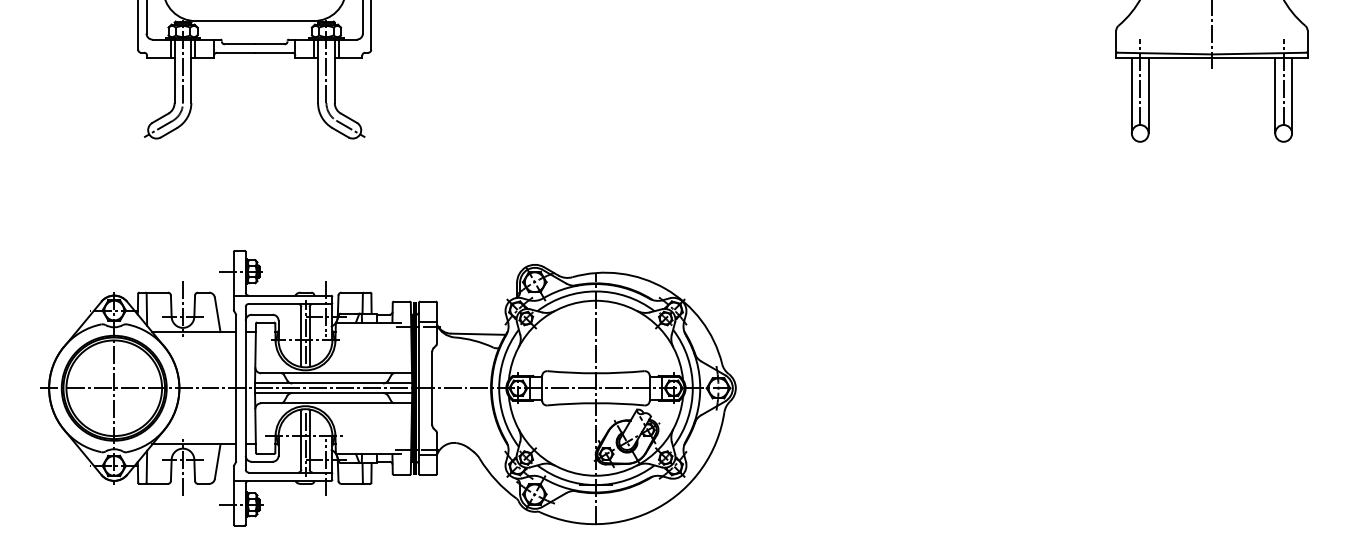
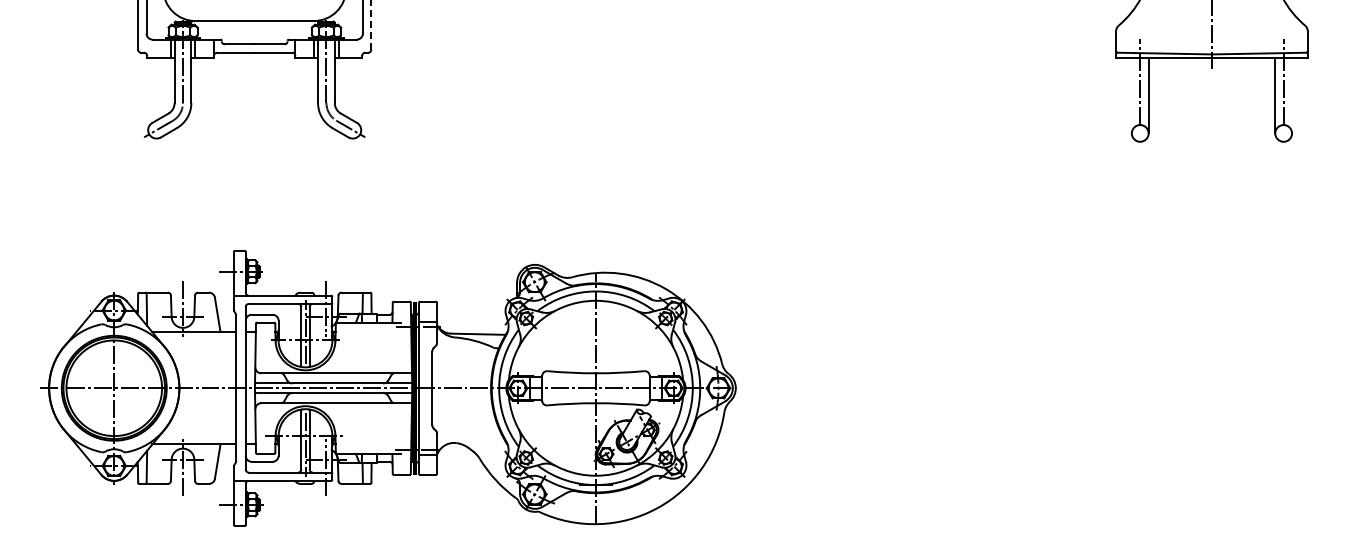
line: solid -> dashed (371, 24)
line: present -> none (1131, 95)
line: present -> none (1292, 95)
